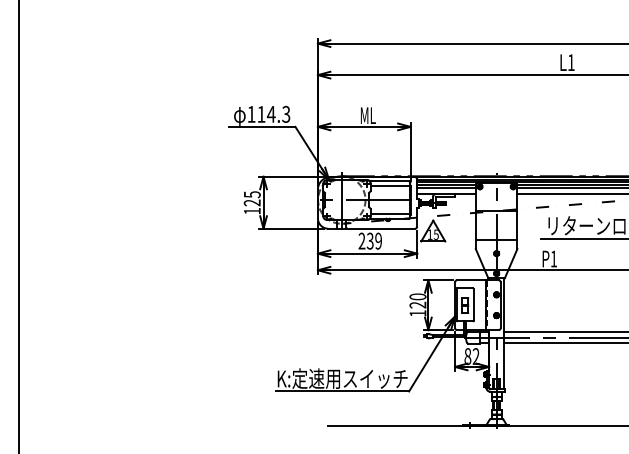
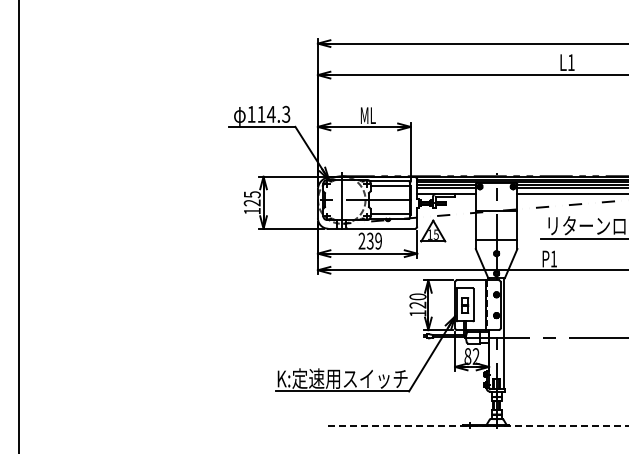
line: present -> none (564, 332)
line: present -> none (564, 343)
line: solid -> dashed (478, 426)
